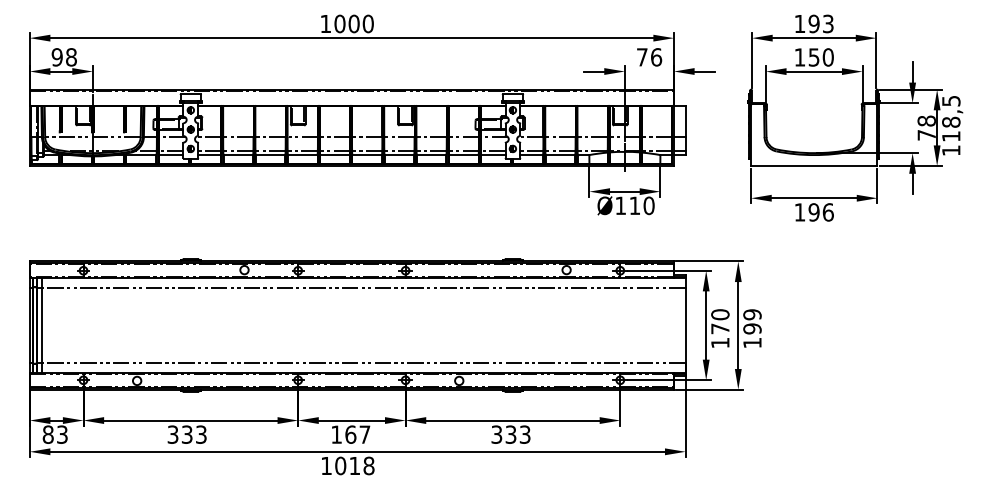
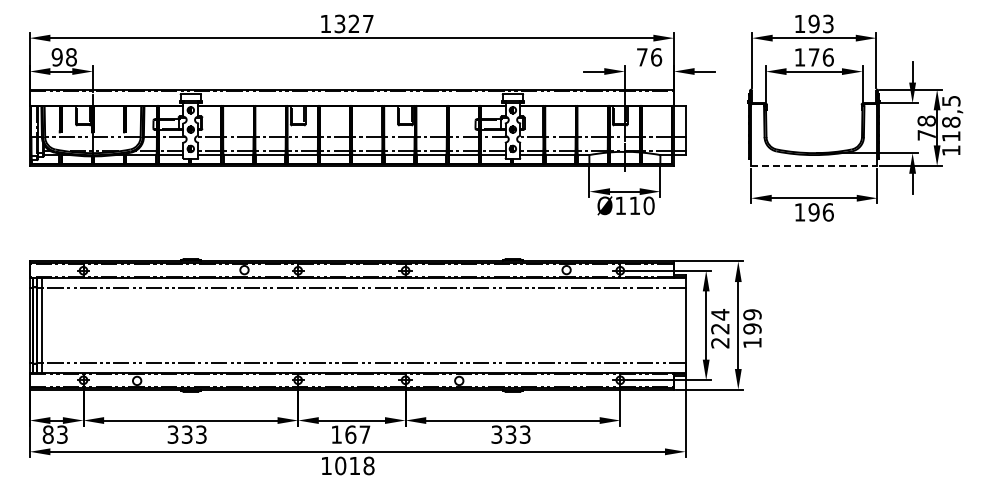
text: 1000 -> 1327 (353, 23)
text: 150 -> 176 (820, 57)
line: solid -> dashed (814, 166)
text: 170 -> 224 (720, 328)
